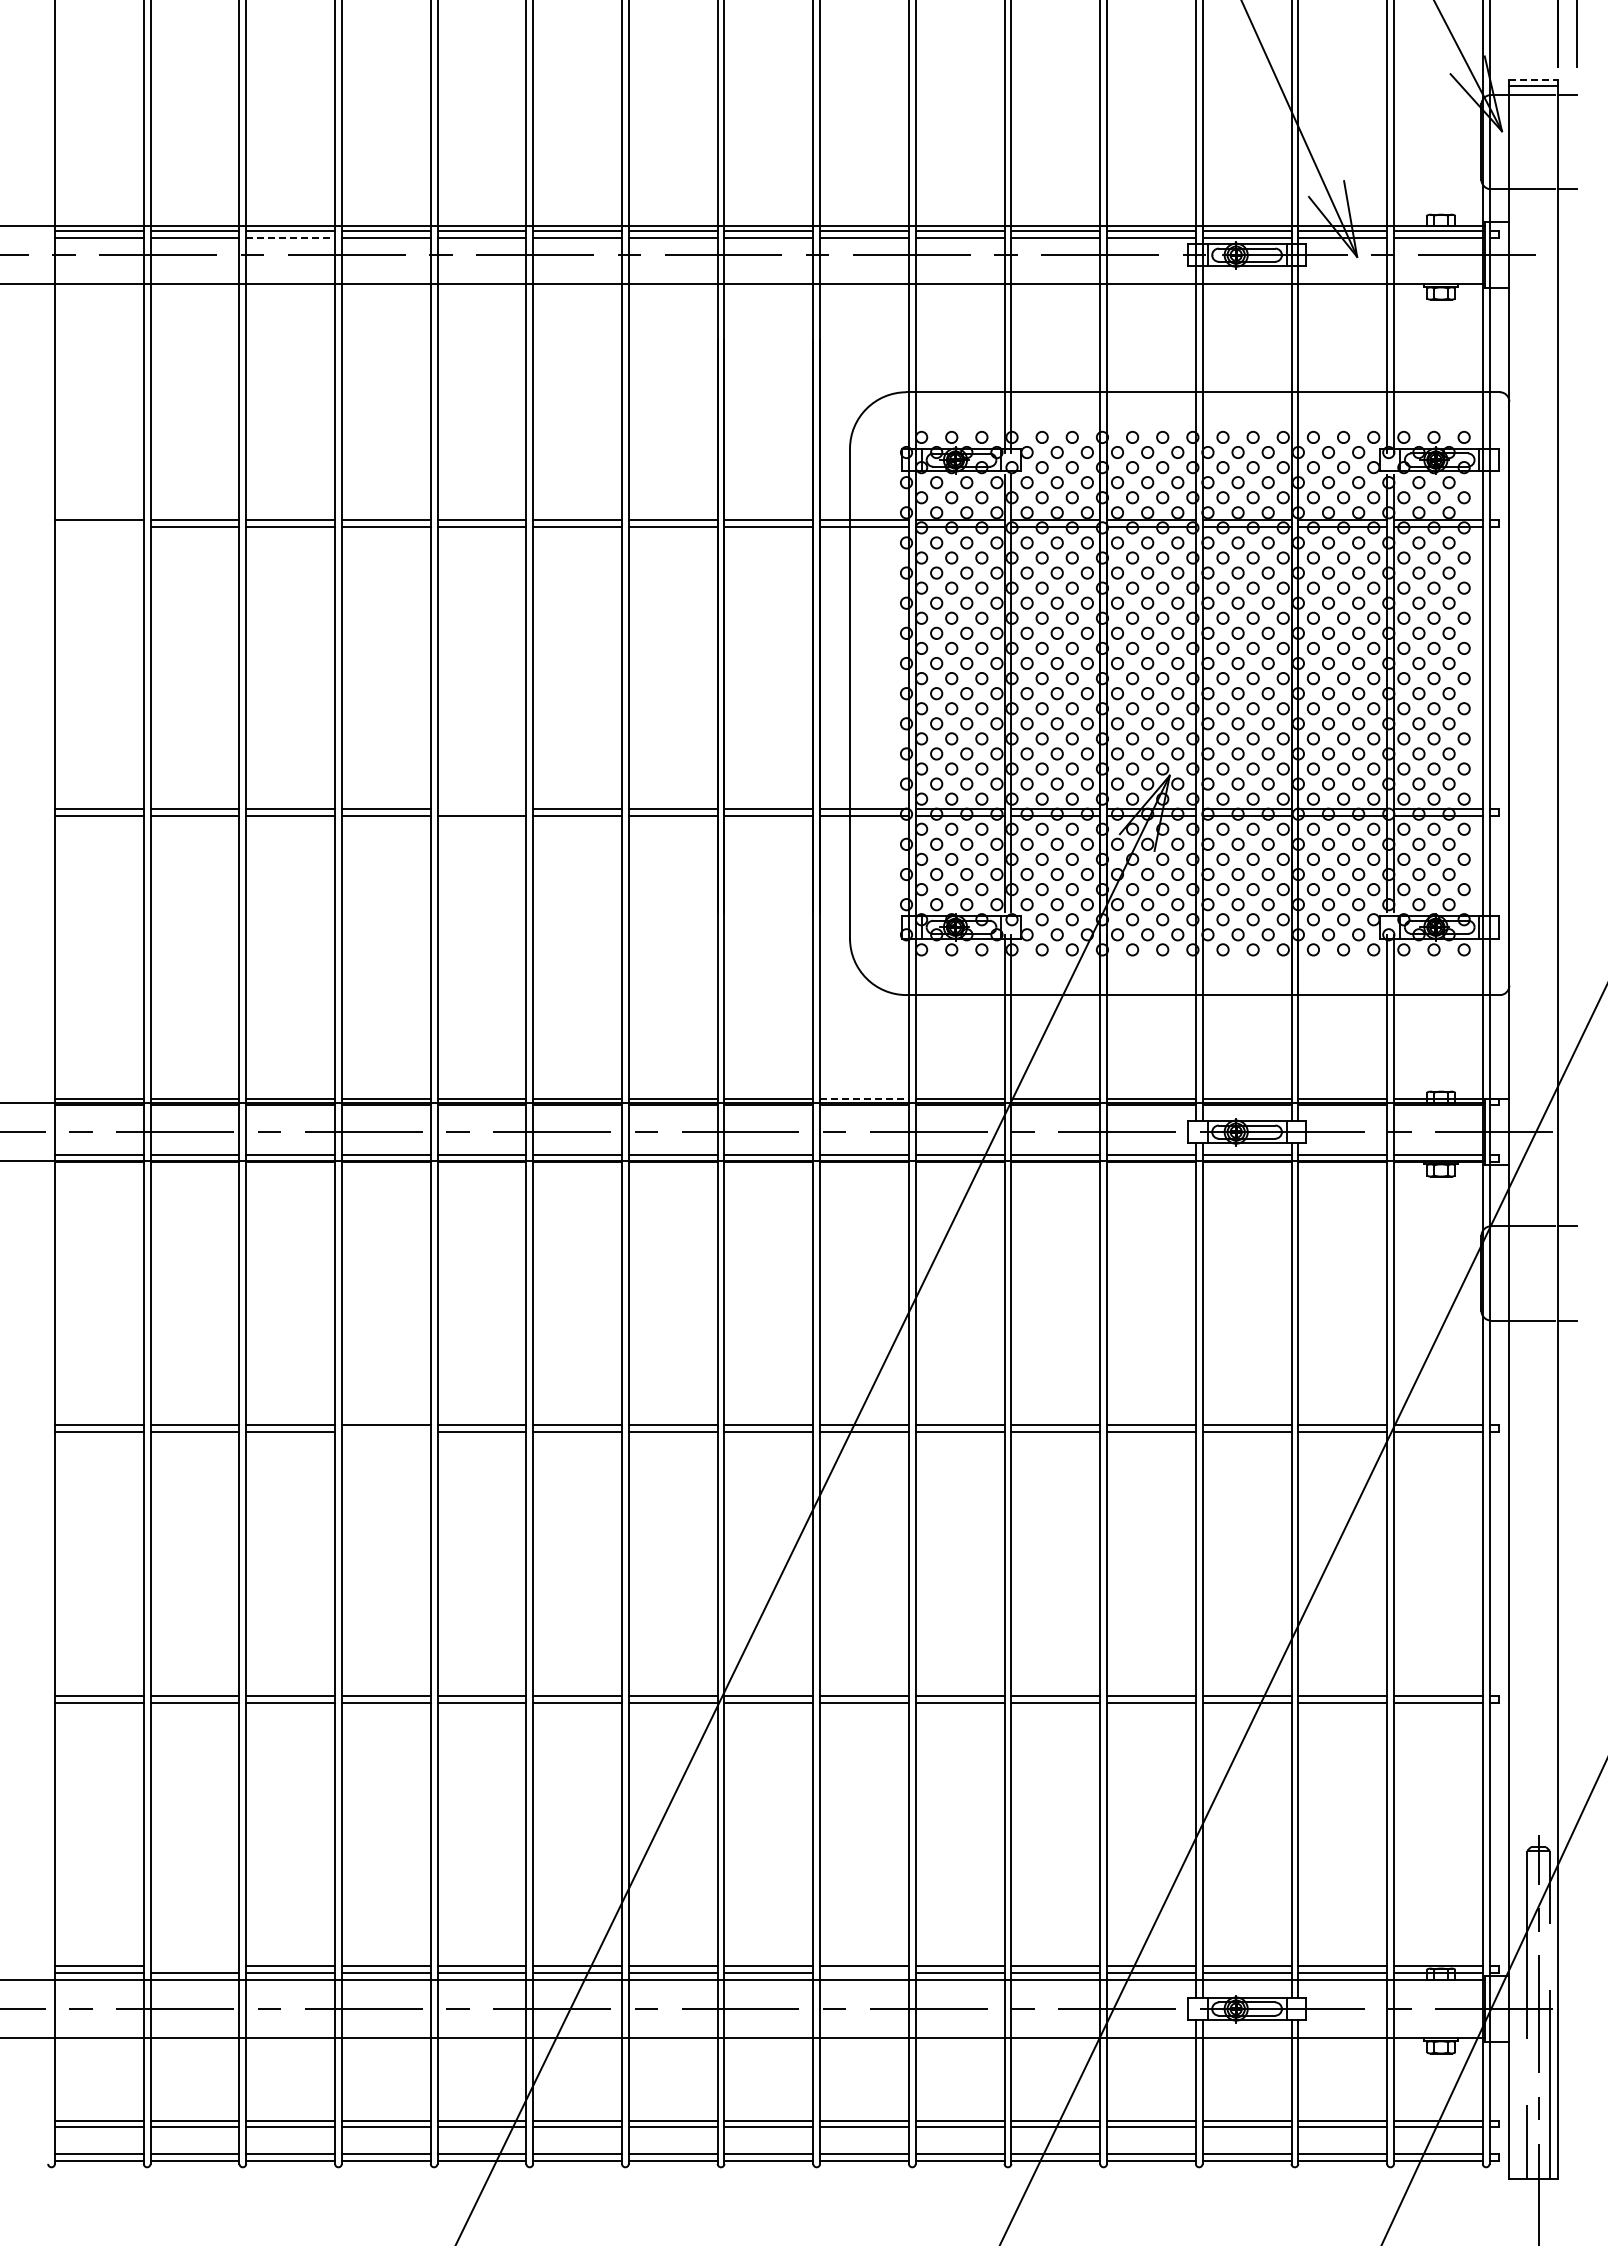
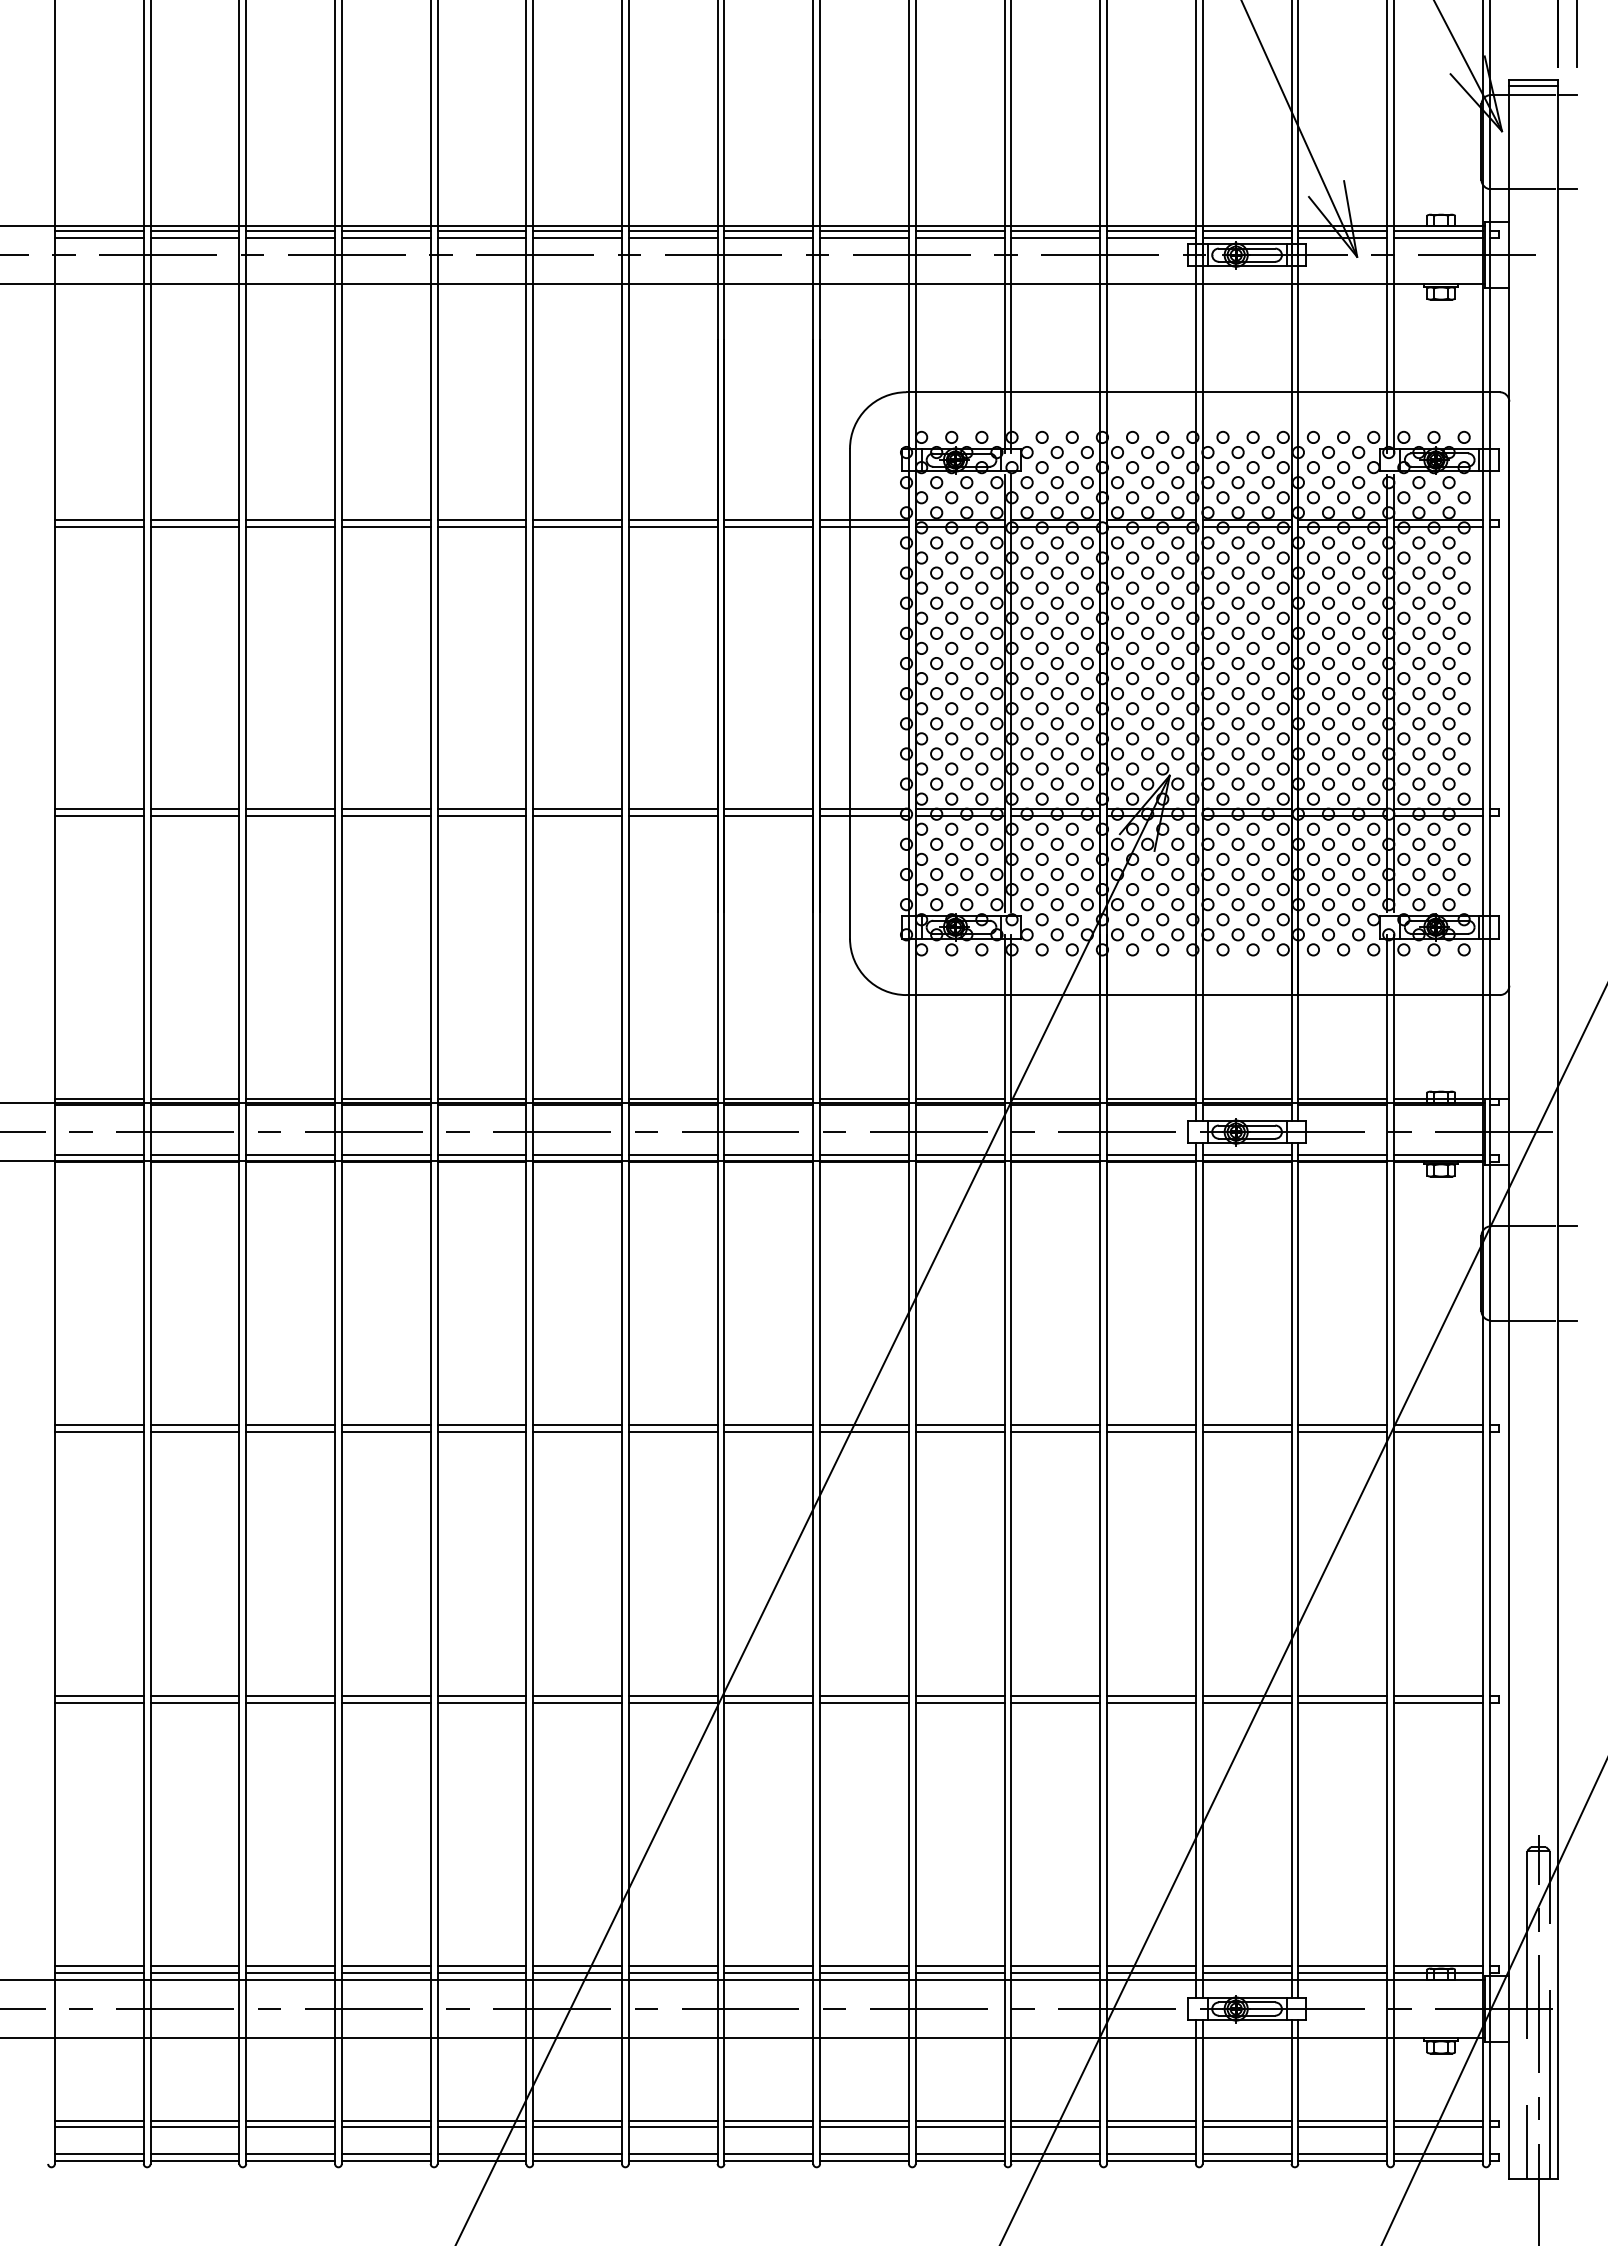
line: dashed -> solid (1534, 80)
line: dashed -> solid (291, 237)
line: none -> present (98, 527)
line: none -> present (481, 809)
line: dashed -> solid (865, 1098)
line: none -> present (385, 1432)
line: none -> present (194, 1966)
line: none -> present (864, 1972)
